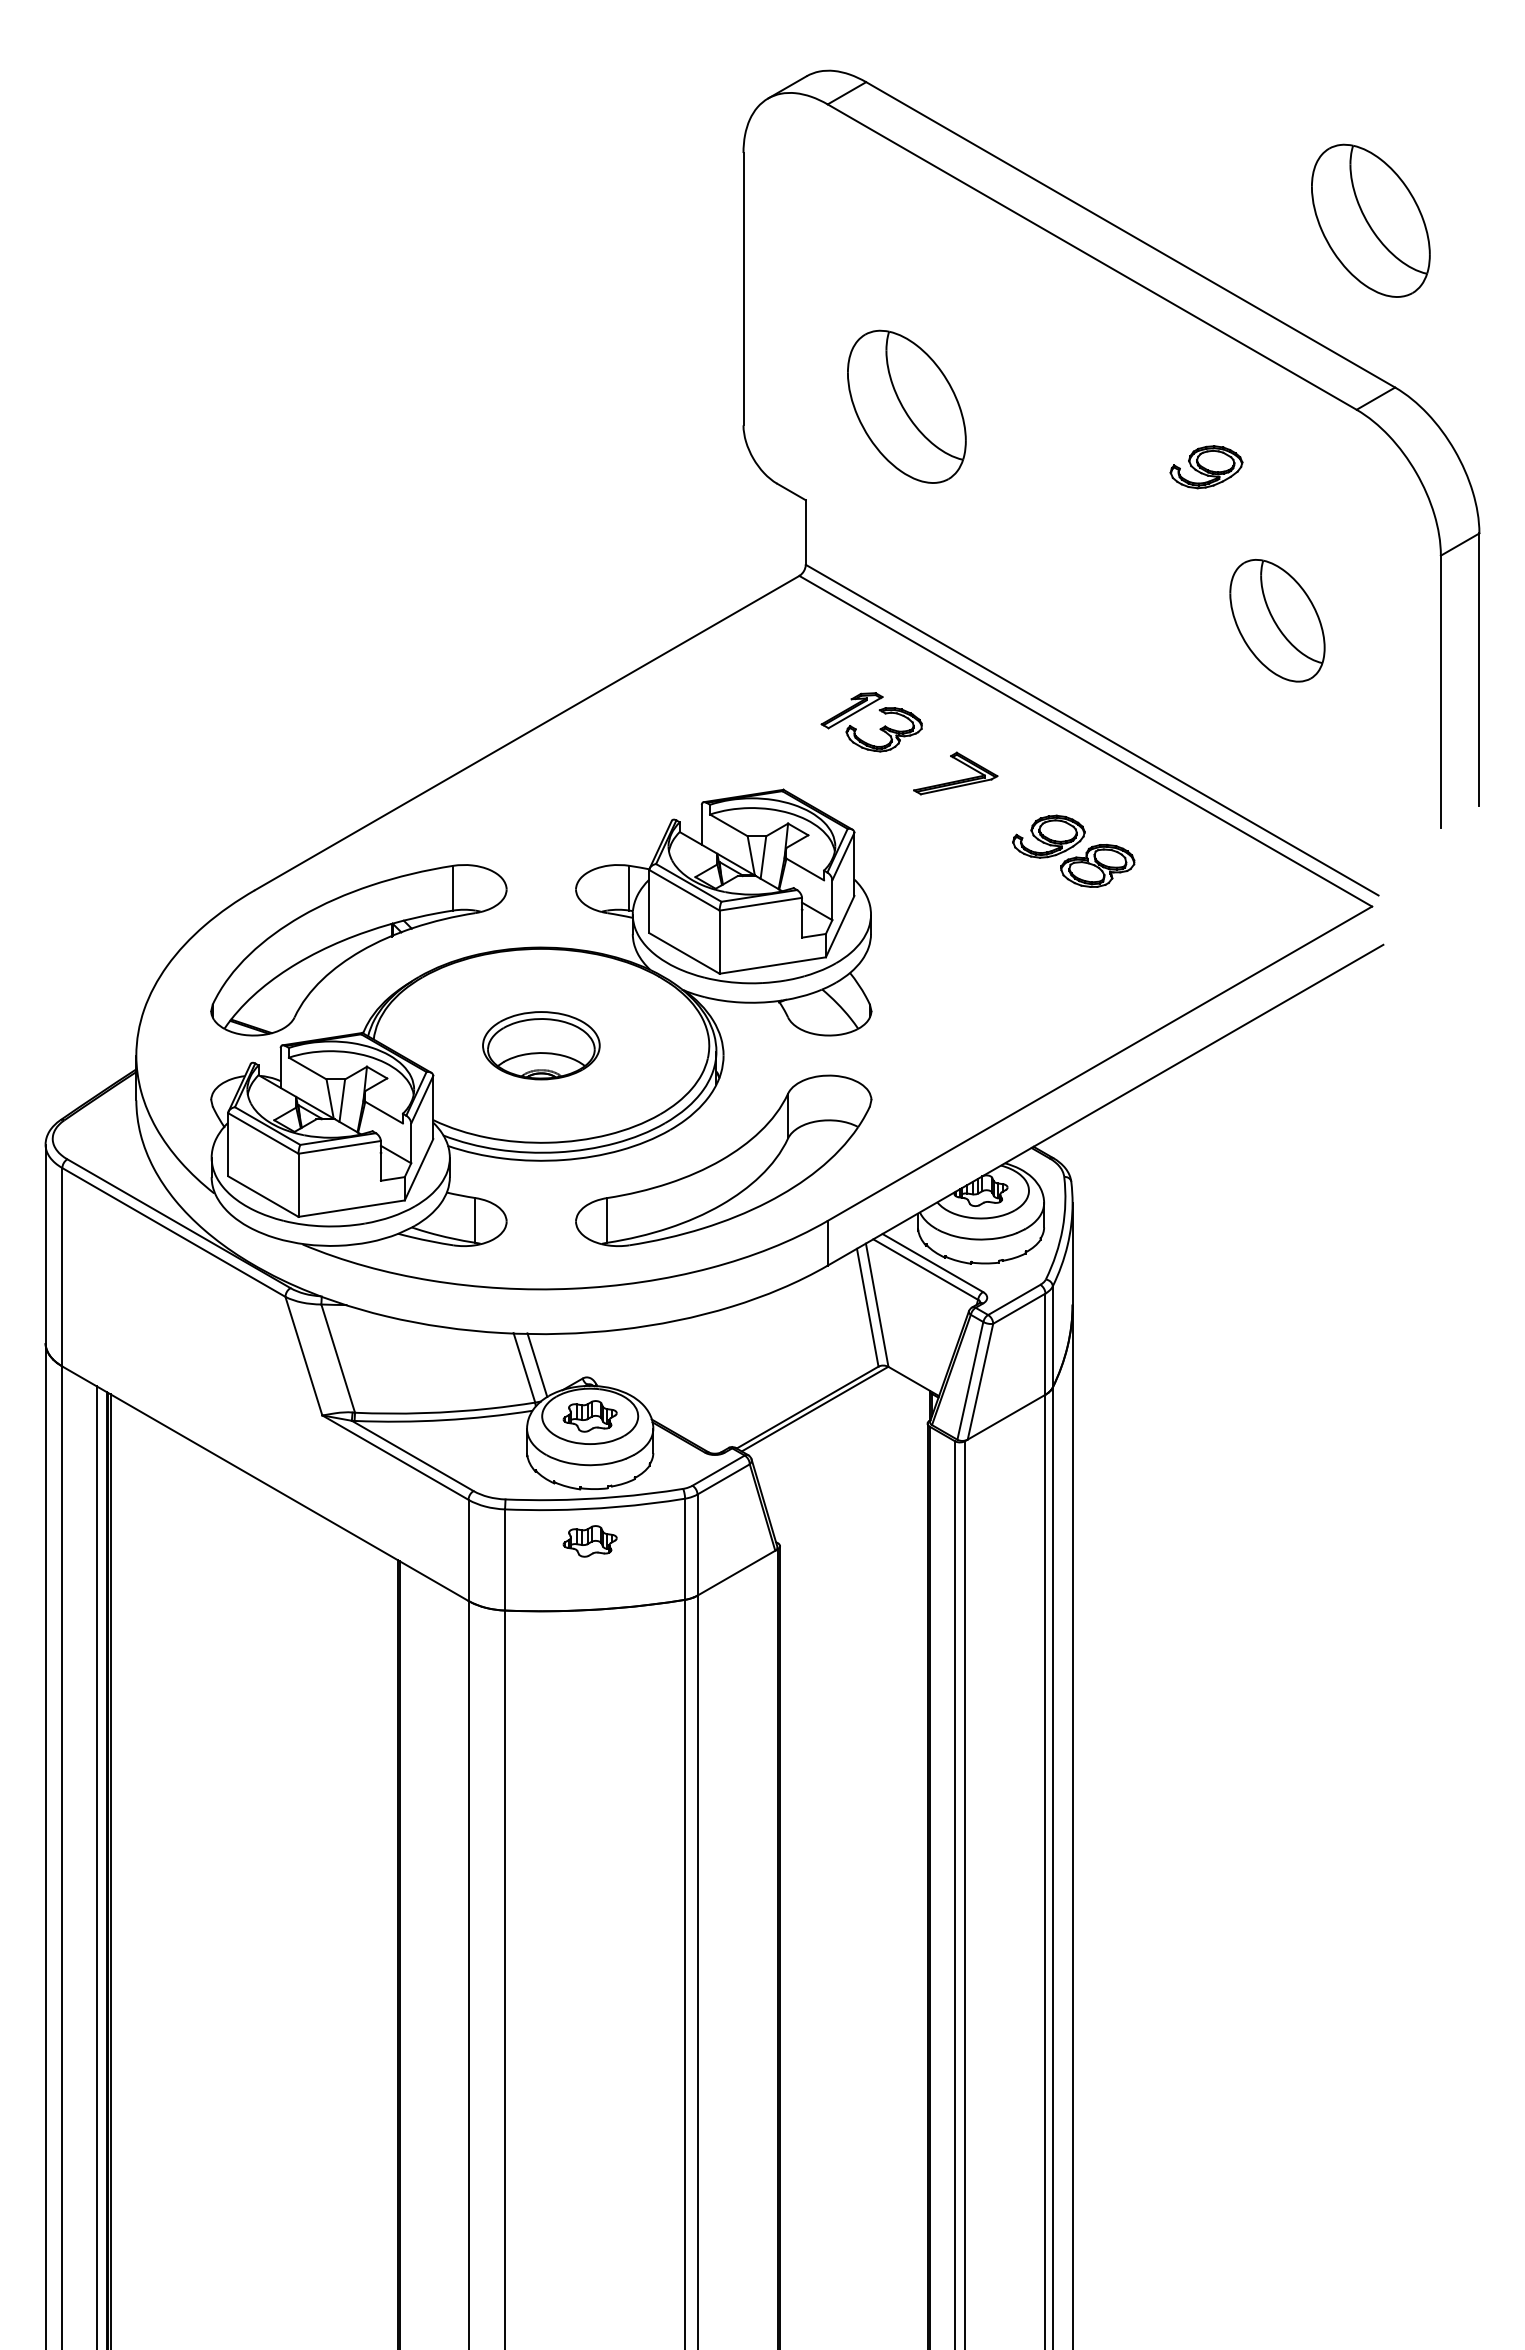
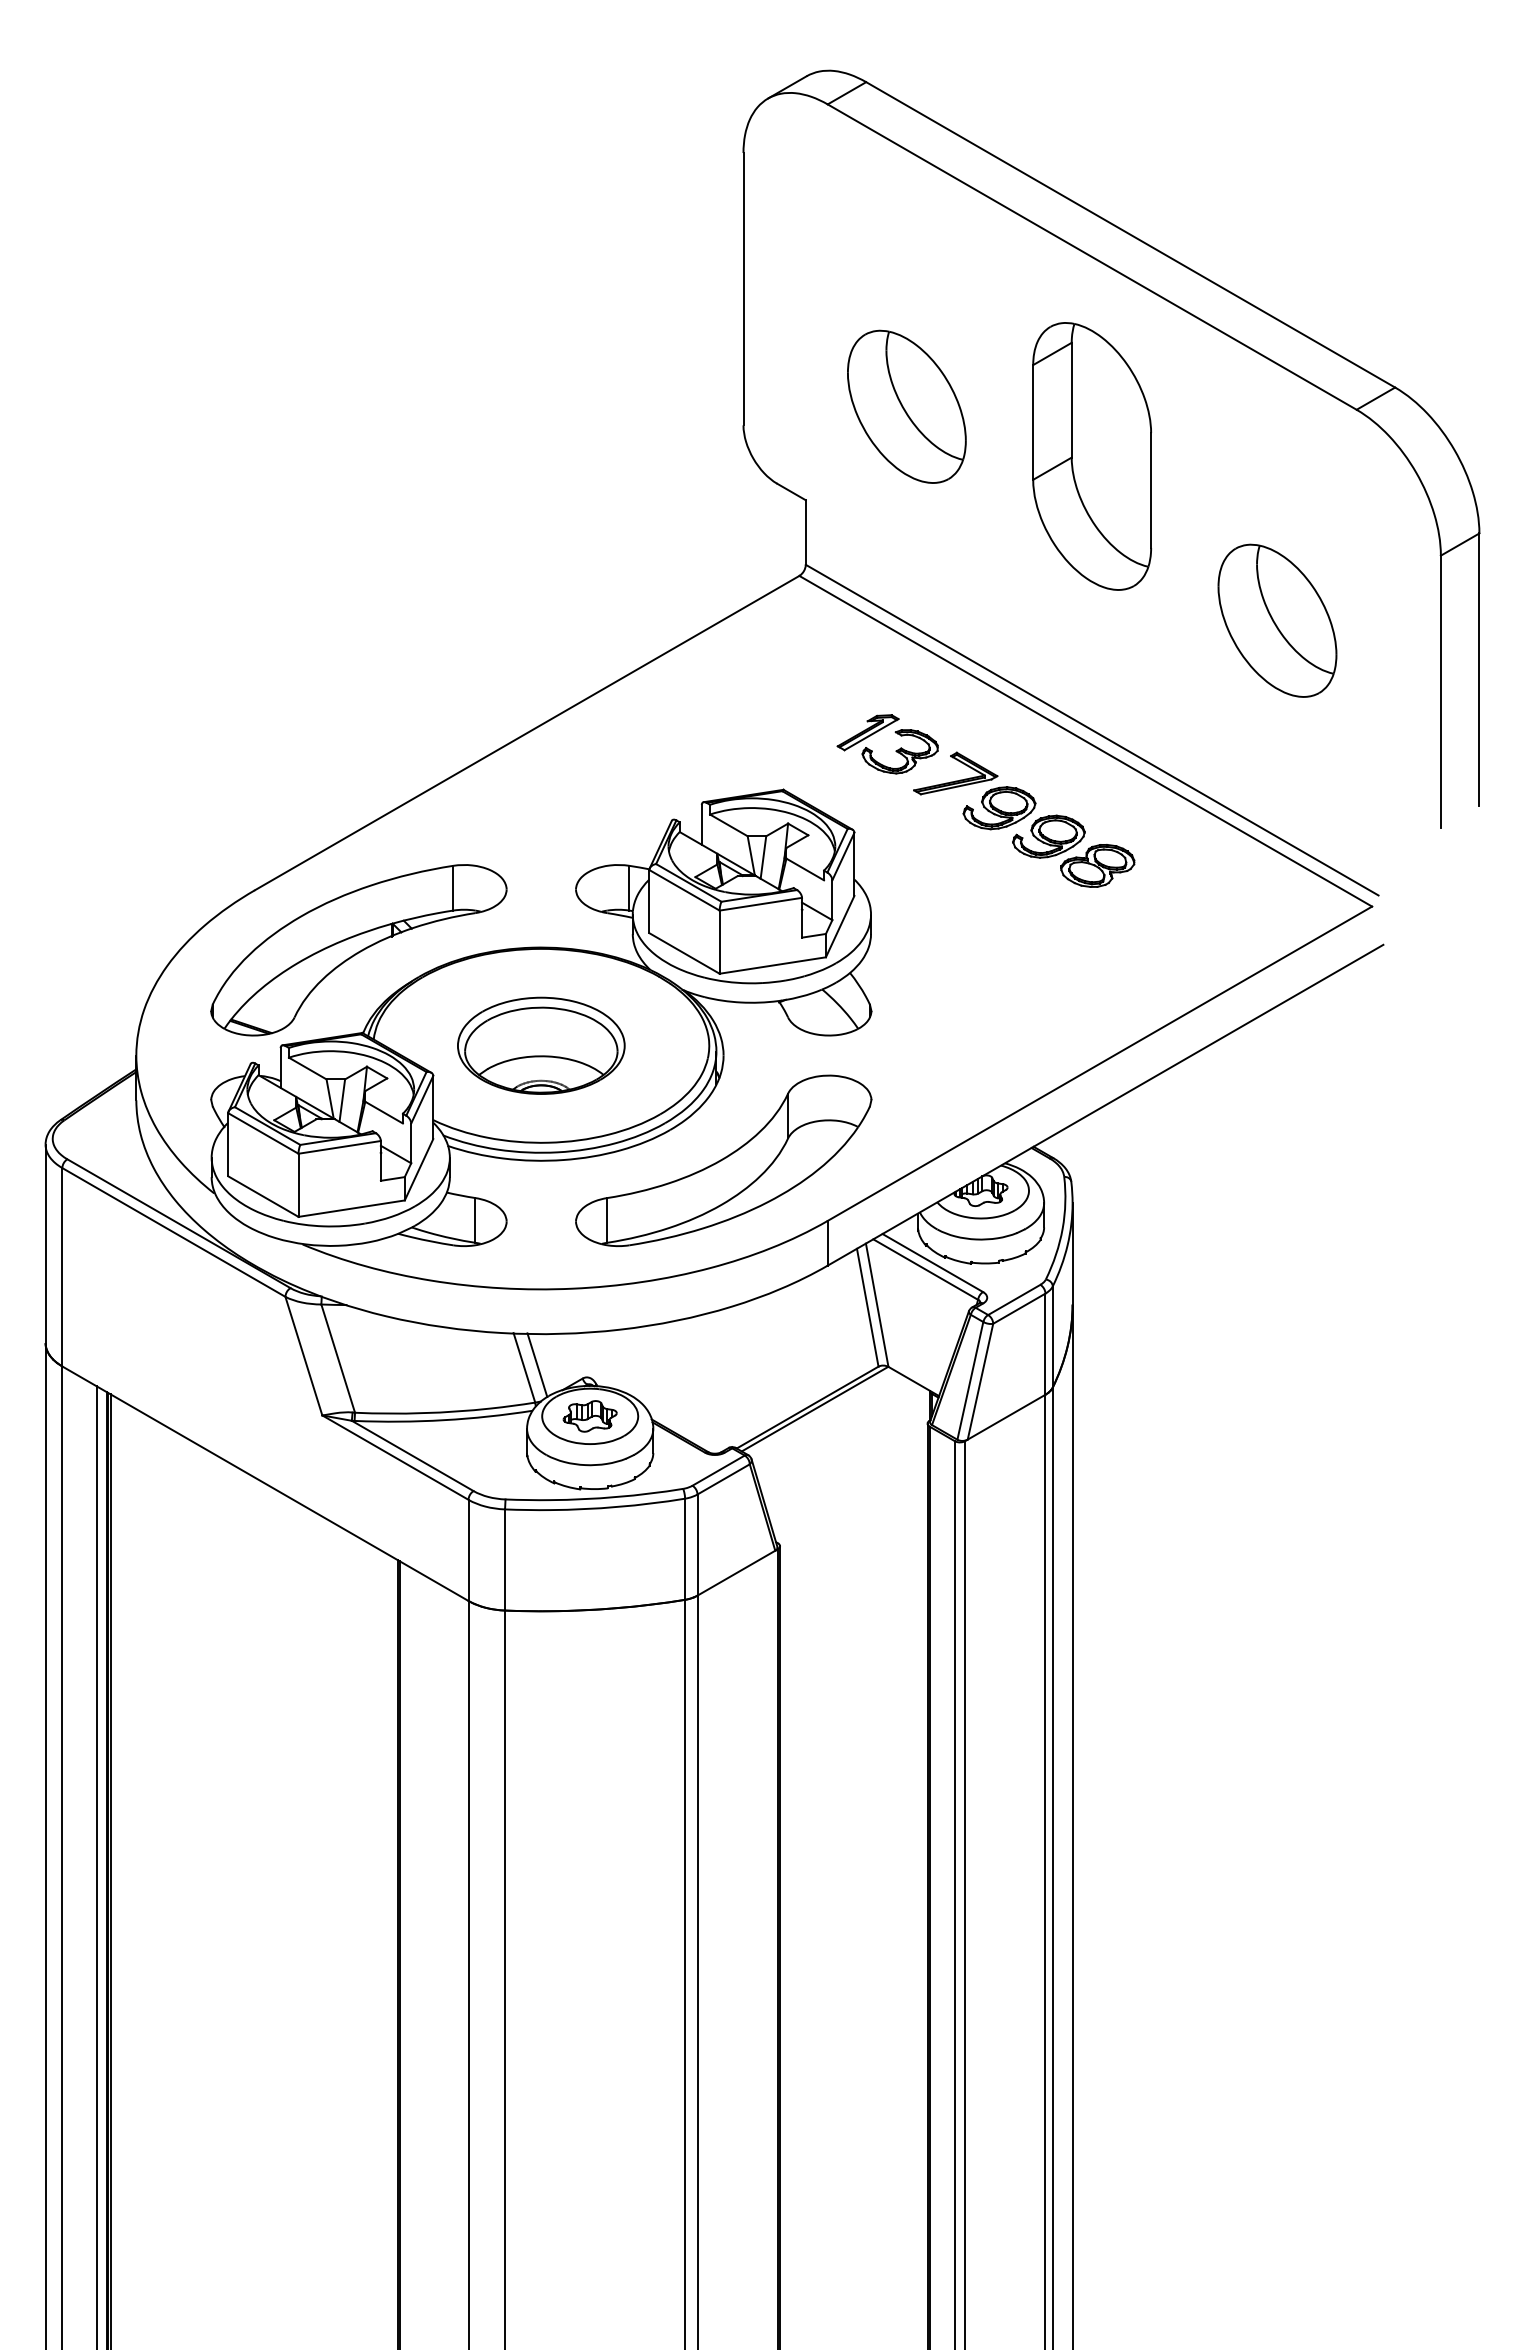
part: present -> none (1370, 220)
part: none -> present (1091, 456)
part position: (1206, 467) -> (999, 808) (999, 808)
part size: 97x124 px -> 121x155 px (1277, 620)
part position: (879, 728) -> (895, 750) (895, 750)
part size: 119x70 px -> 169x99 px (541, 1045)
part: present -> none (589, 1541)
